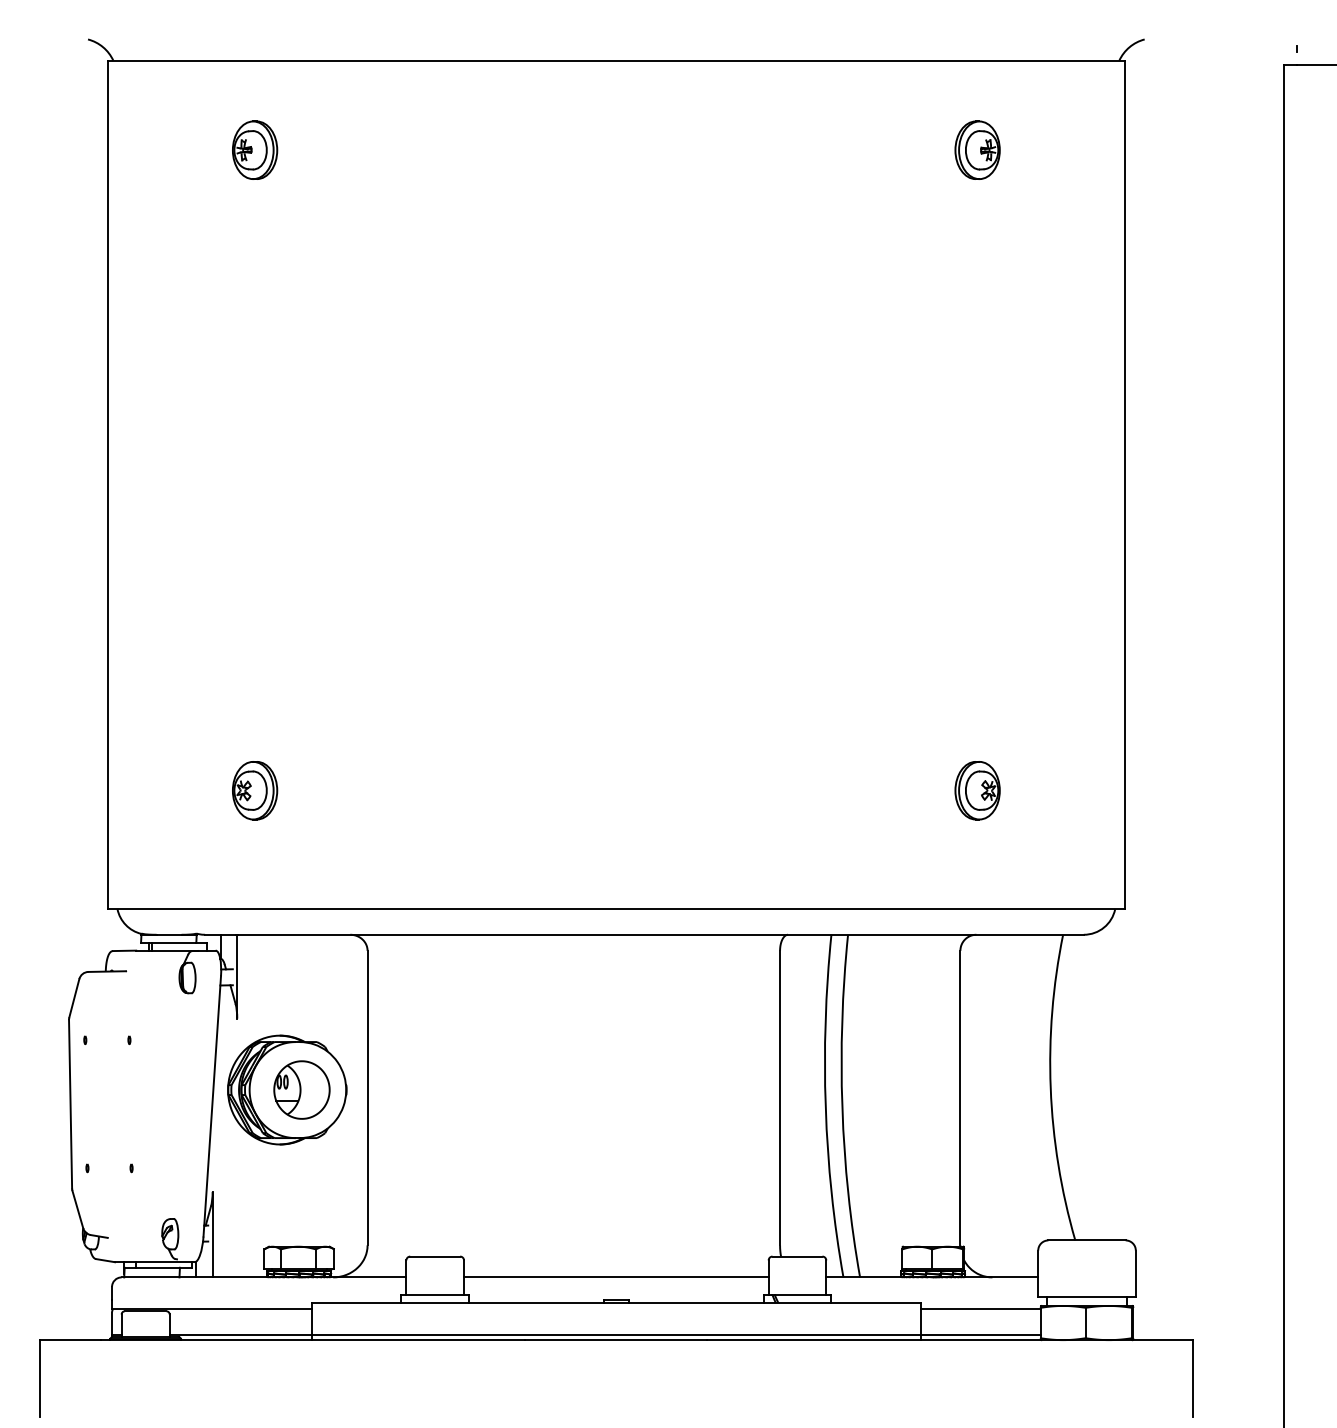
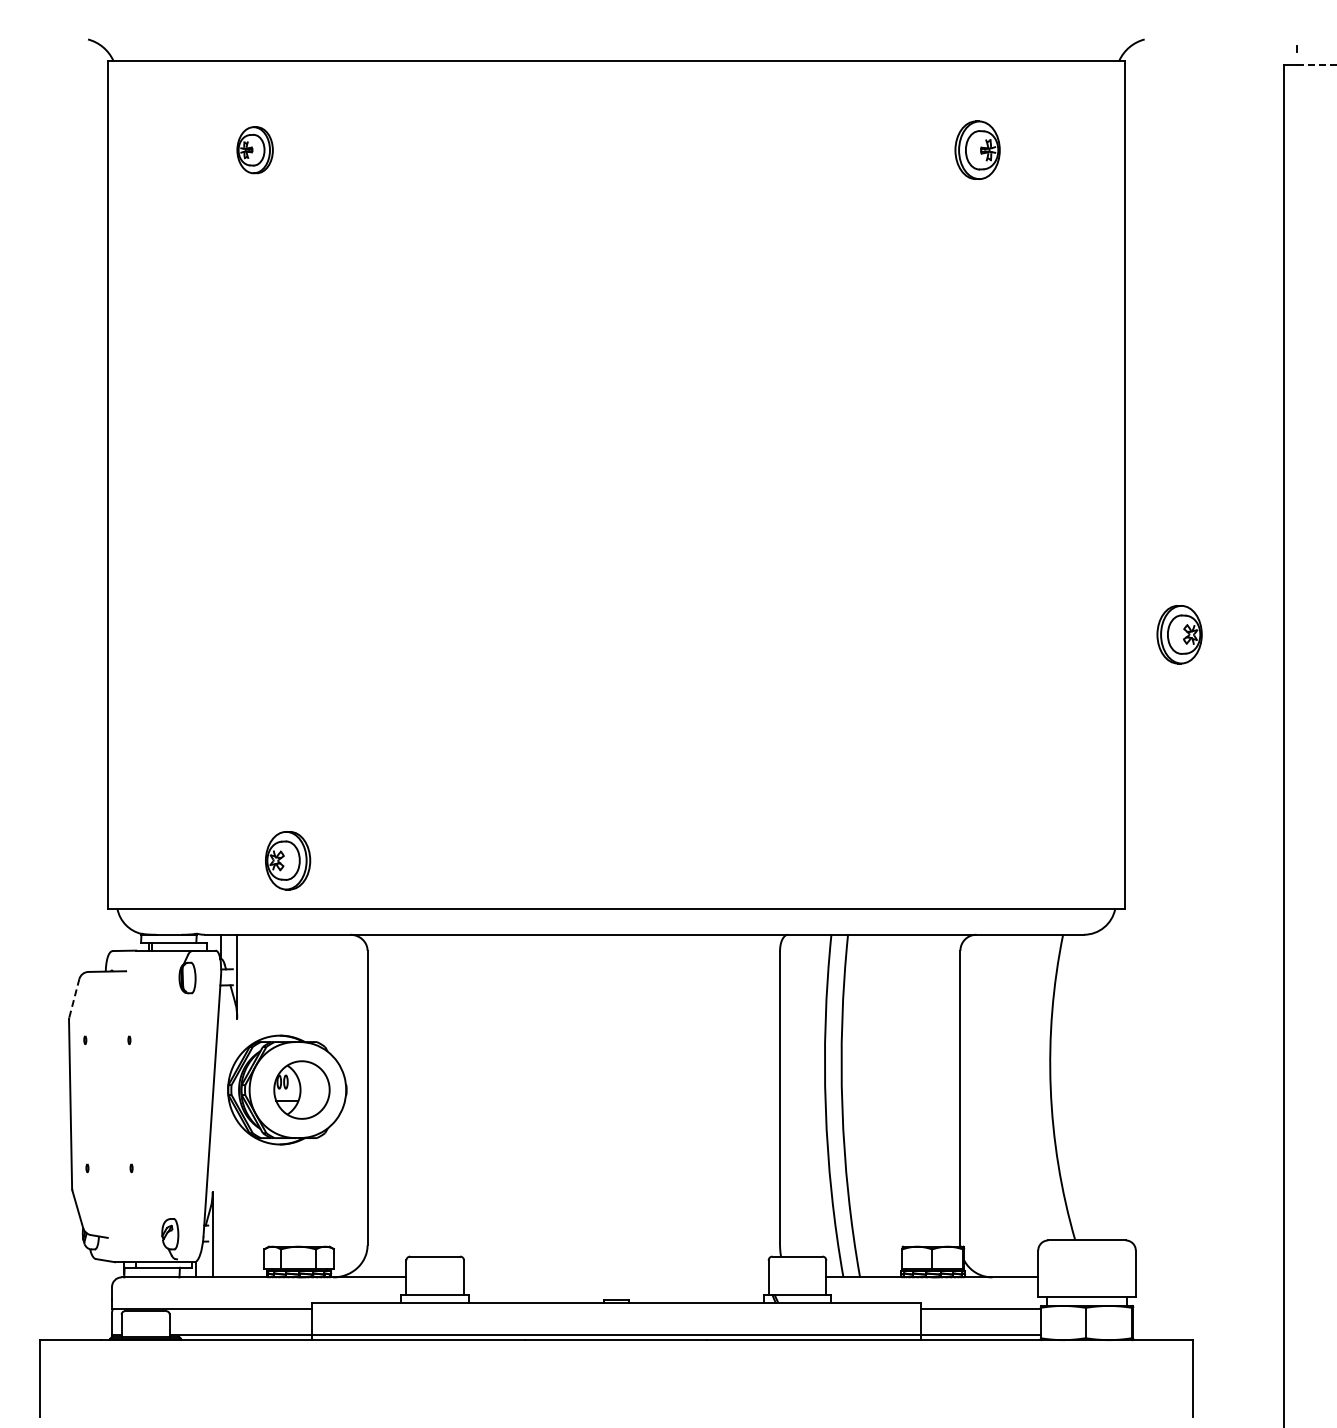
line: solid -> dashed (1316, 65)
part size: 47x60 px -> 38x49 px (254, 150)
part position: (255, 790) -> (288, 860) (288, 860)
part position: (977, 790) -> (1179, 634) (1179, 634)
line: solid -> dashed (74, 998)
line: present -> none (616, 1277)
